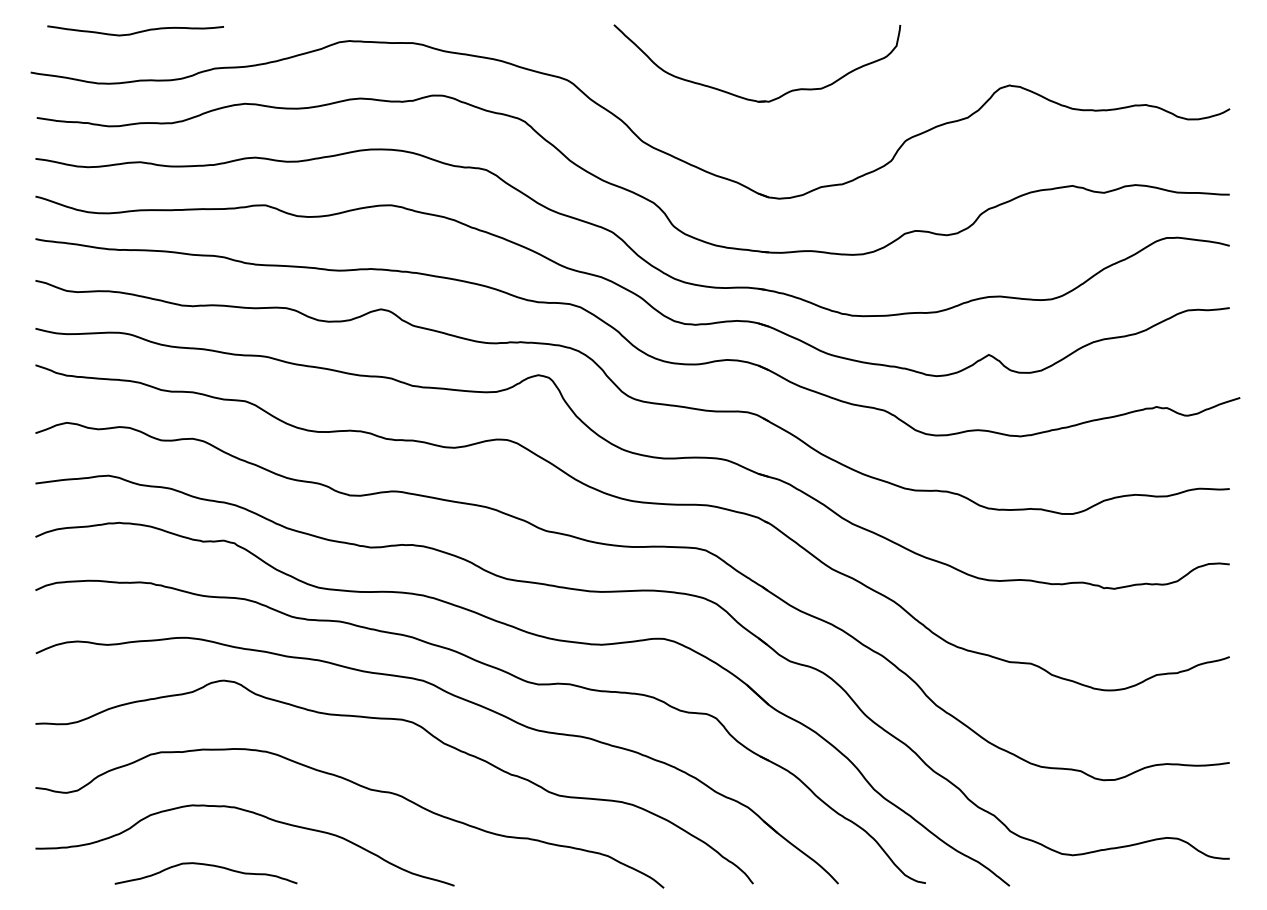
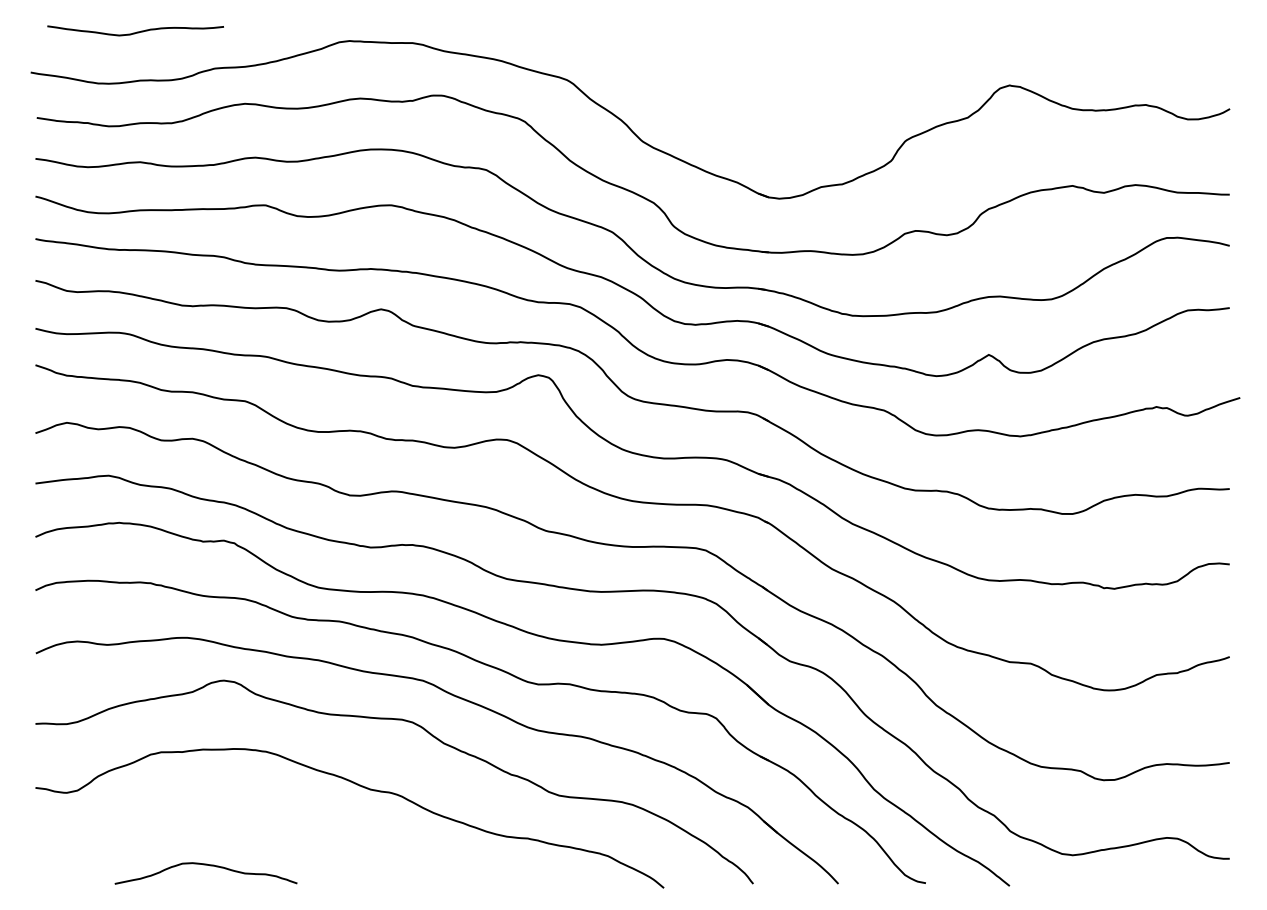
part: present -> none (745, 97)
curve: present -> none (257, 815)
